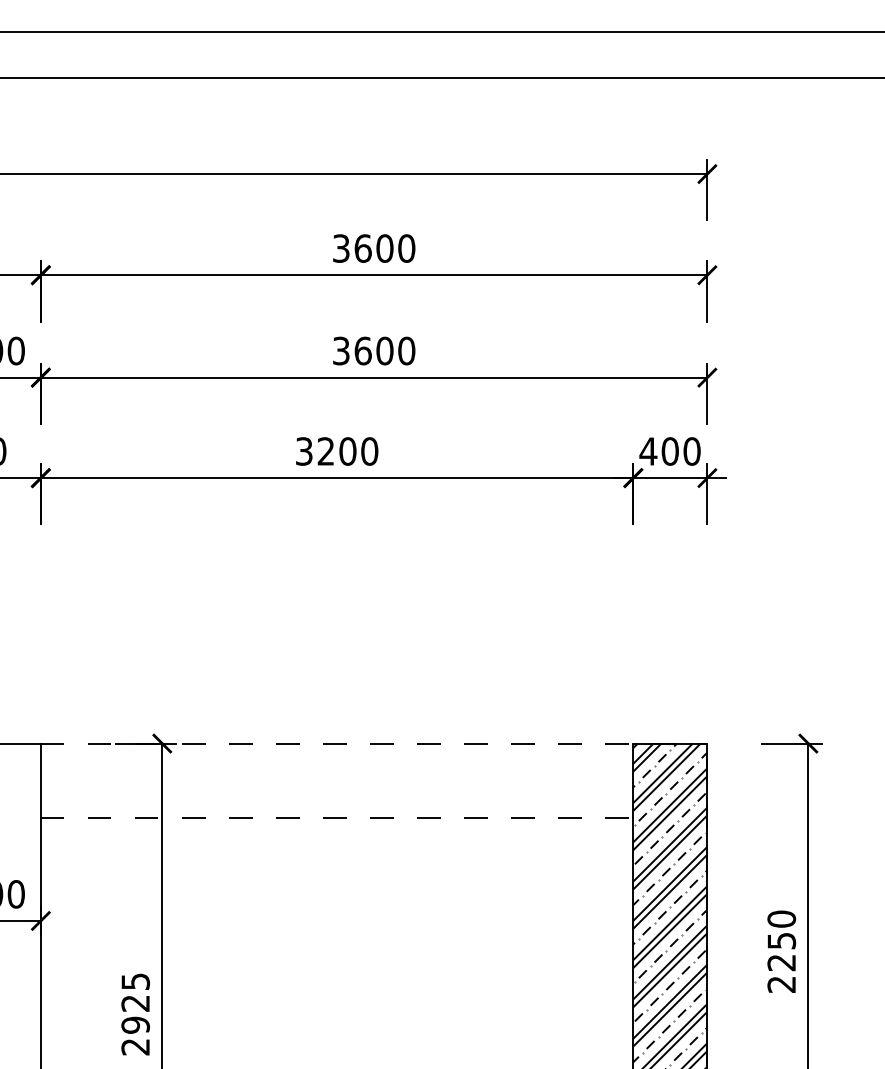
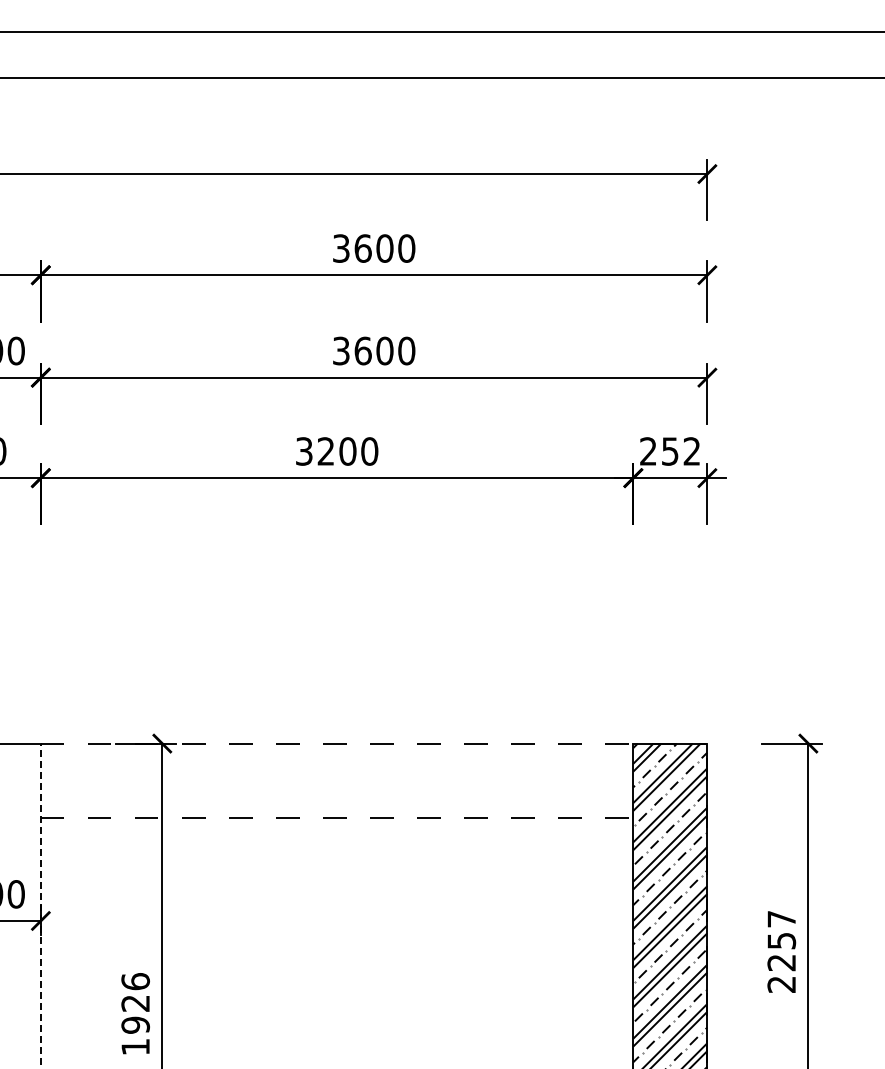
text: 400 -> 252 (669, 451)
line: solid -> dashed (40, 905)
text: 2250 -> 2257 (781, 918)
text: 2925 -> 1926 (135, 1014)
